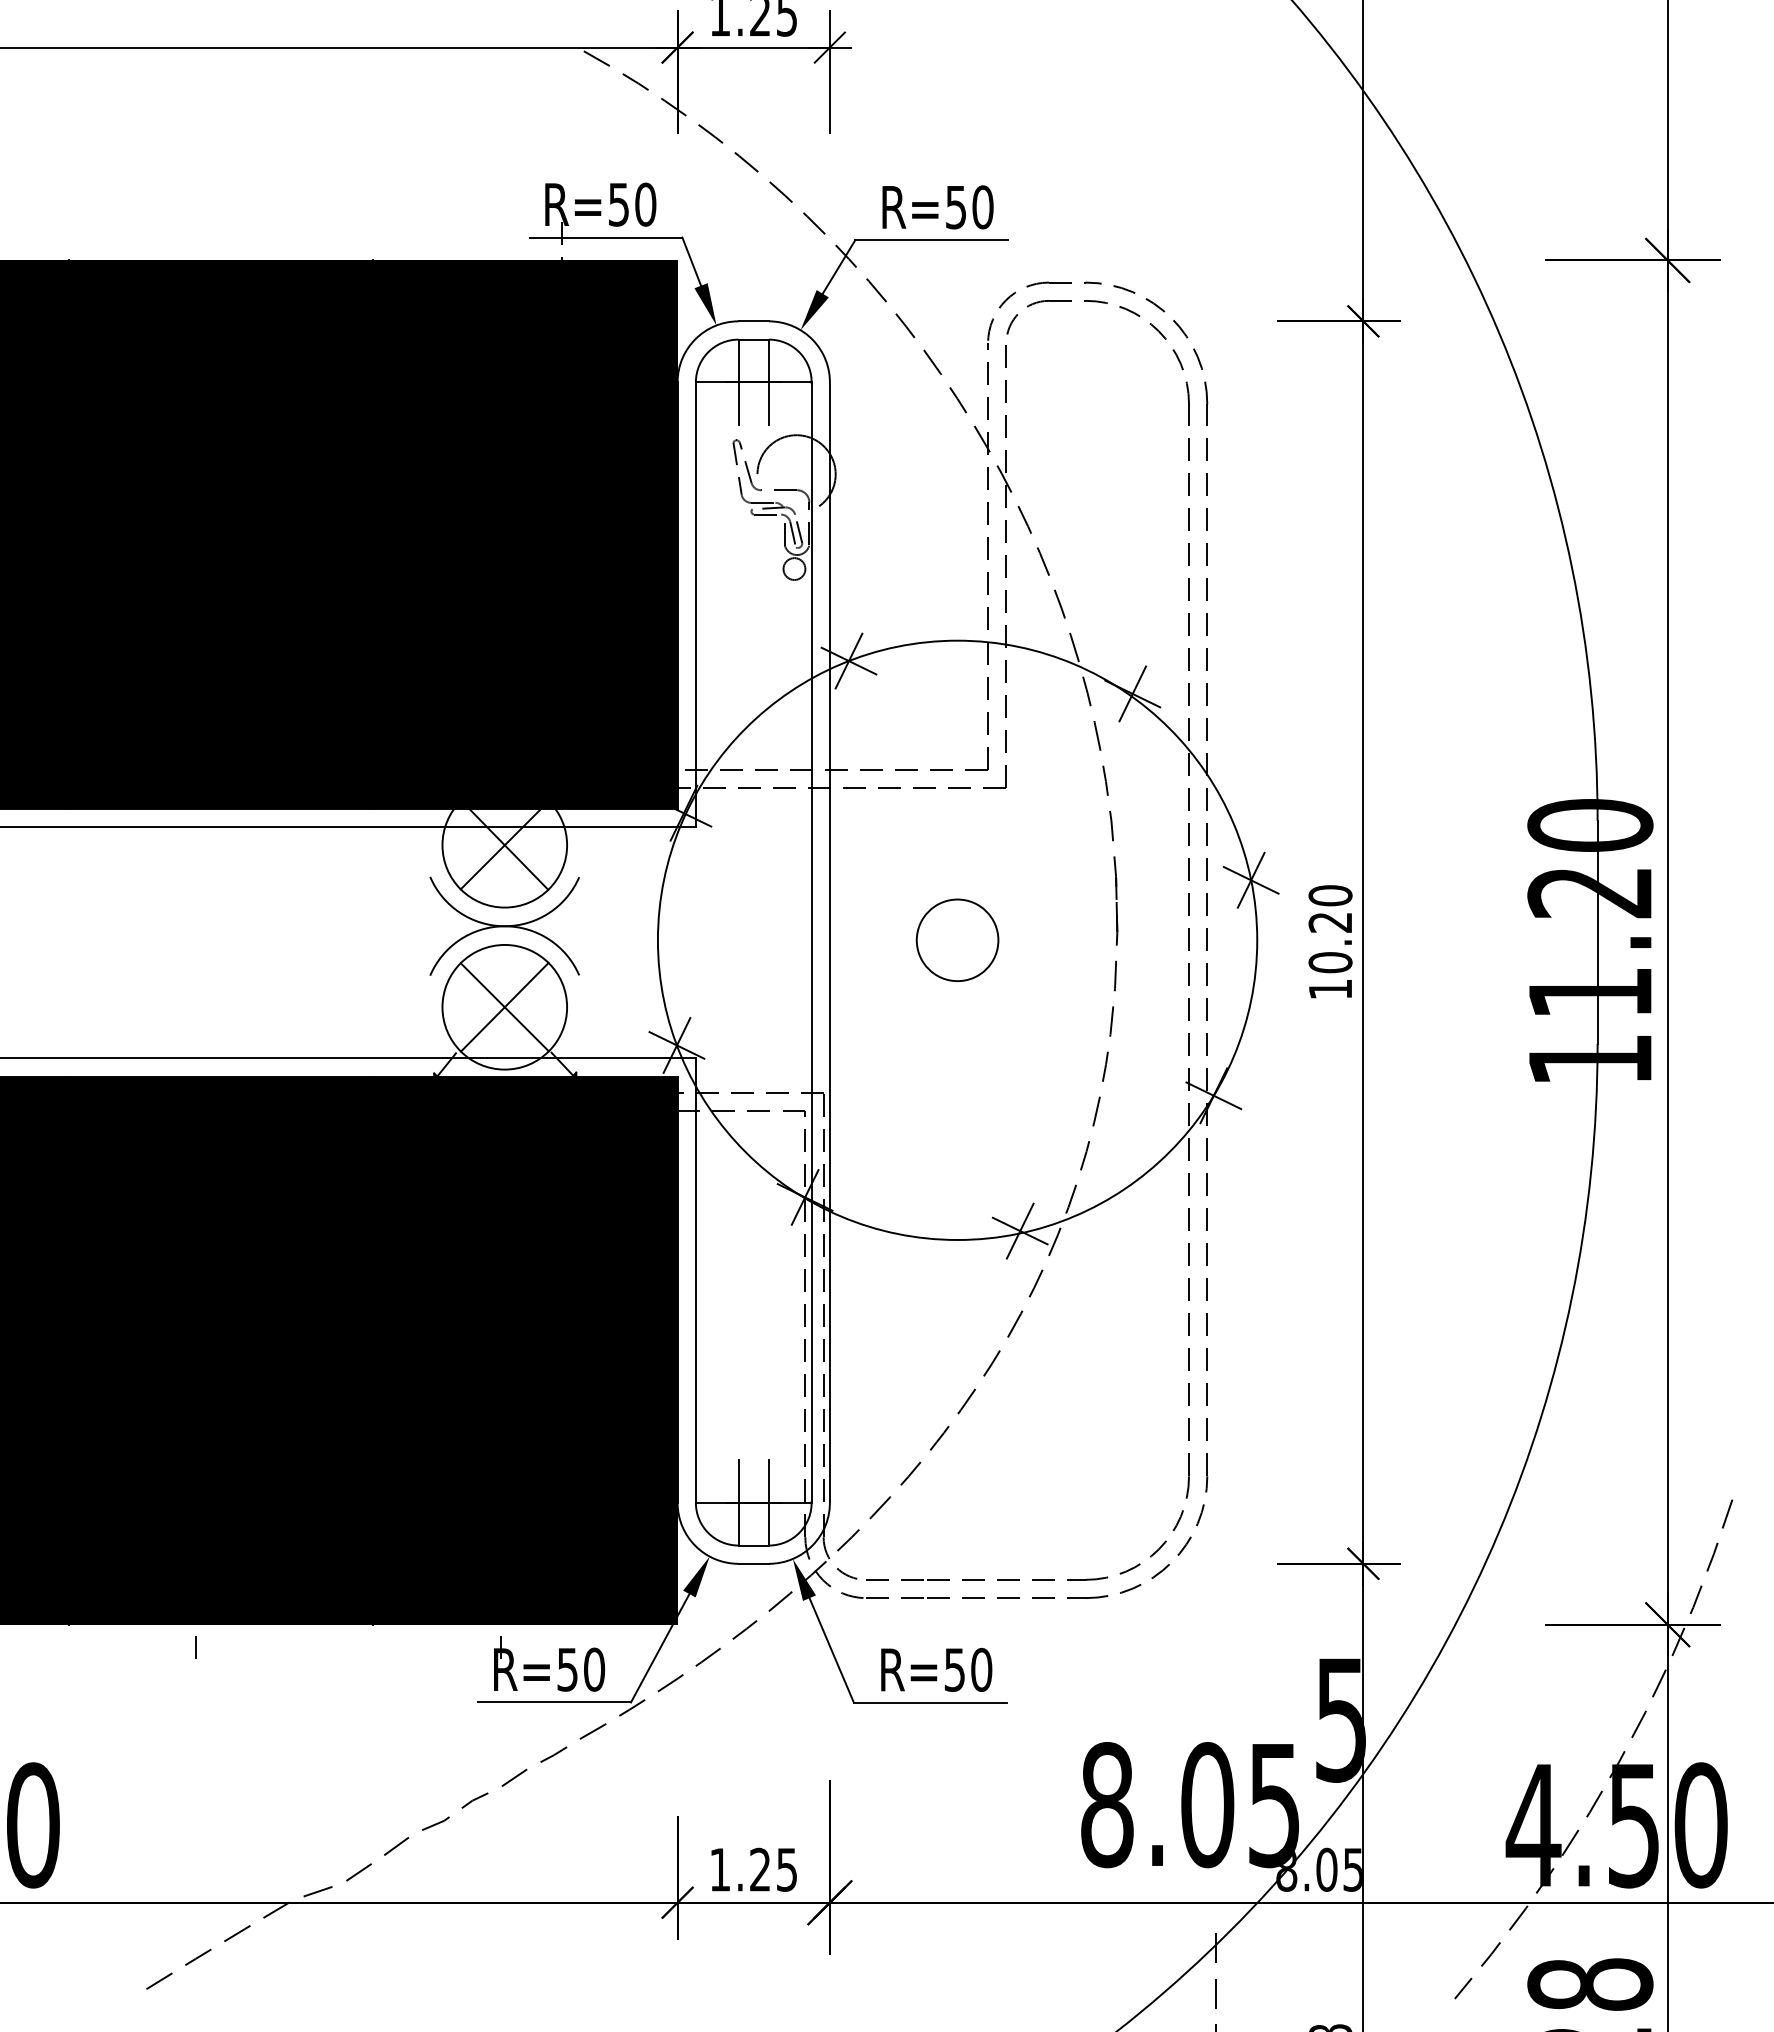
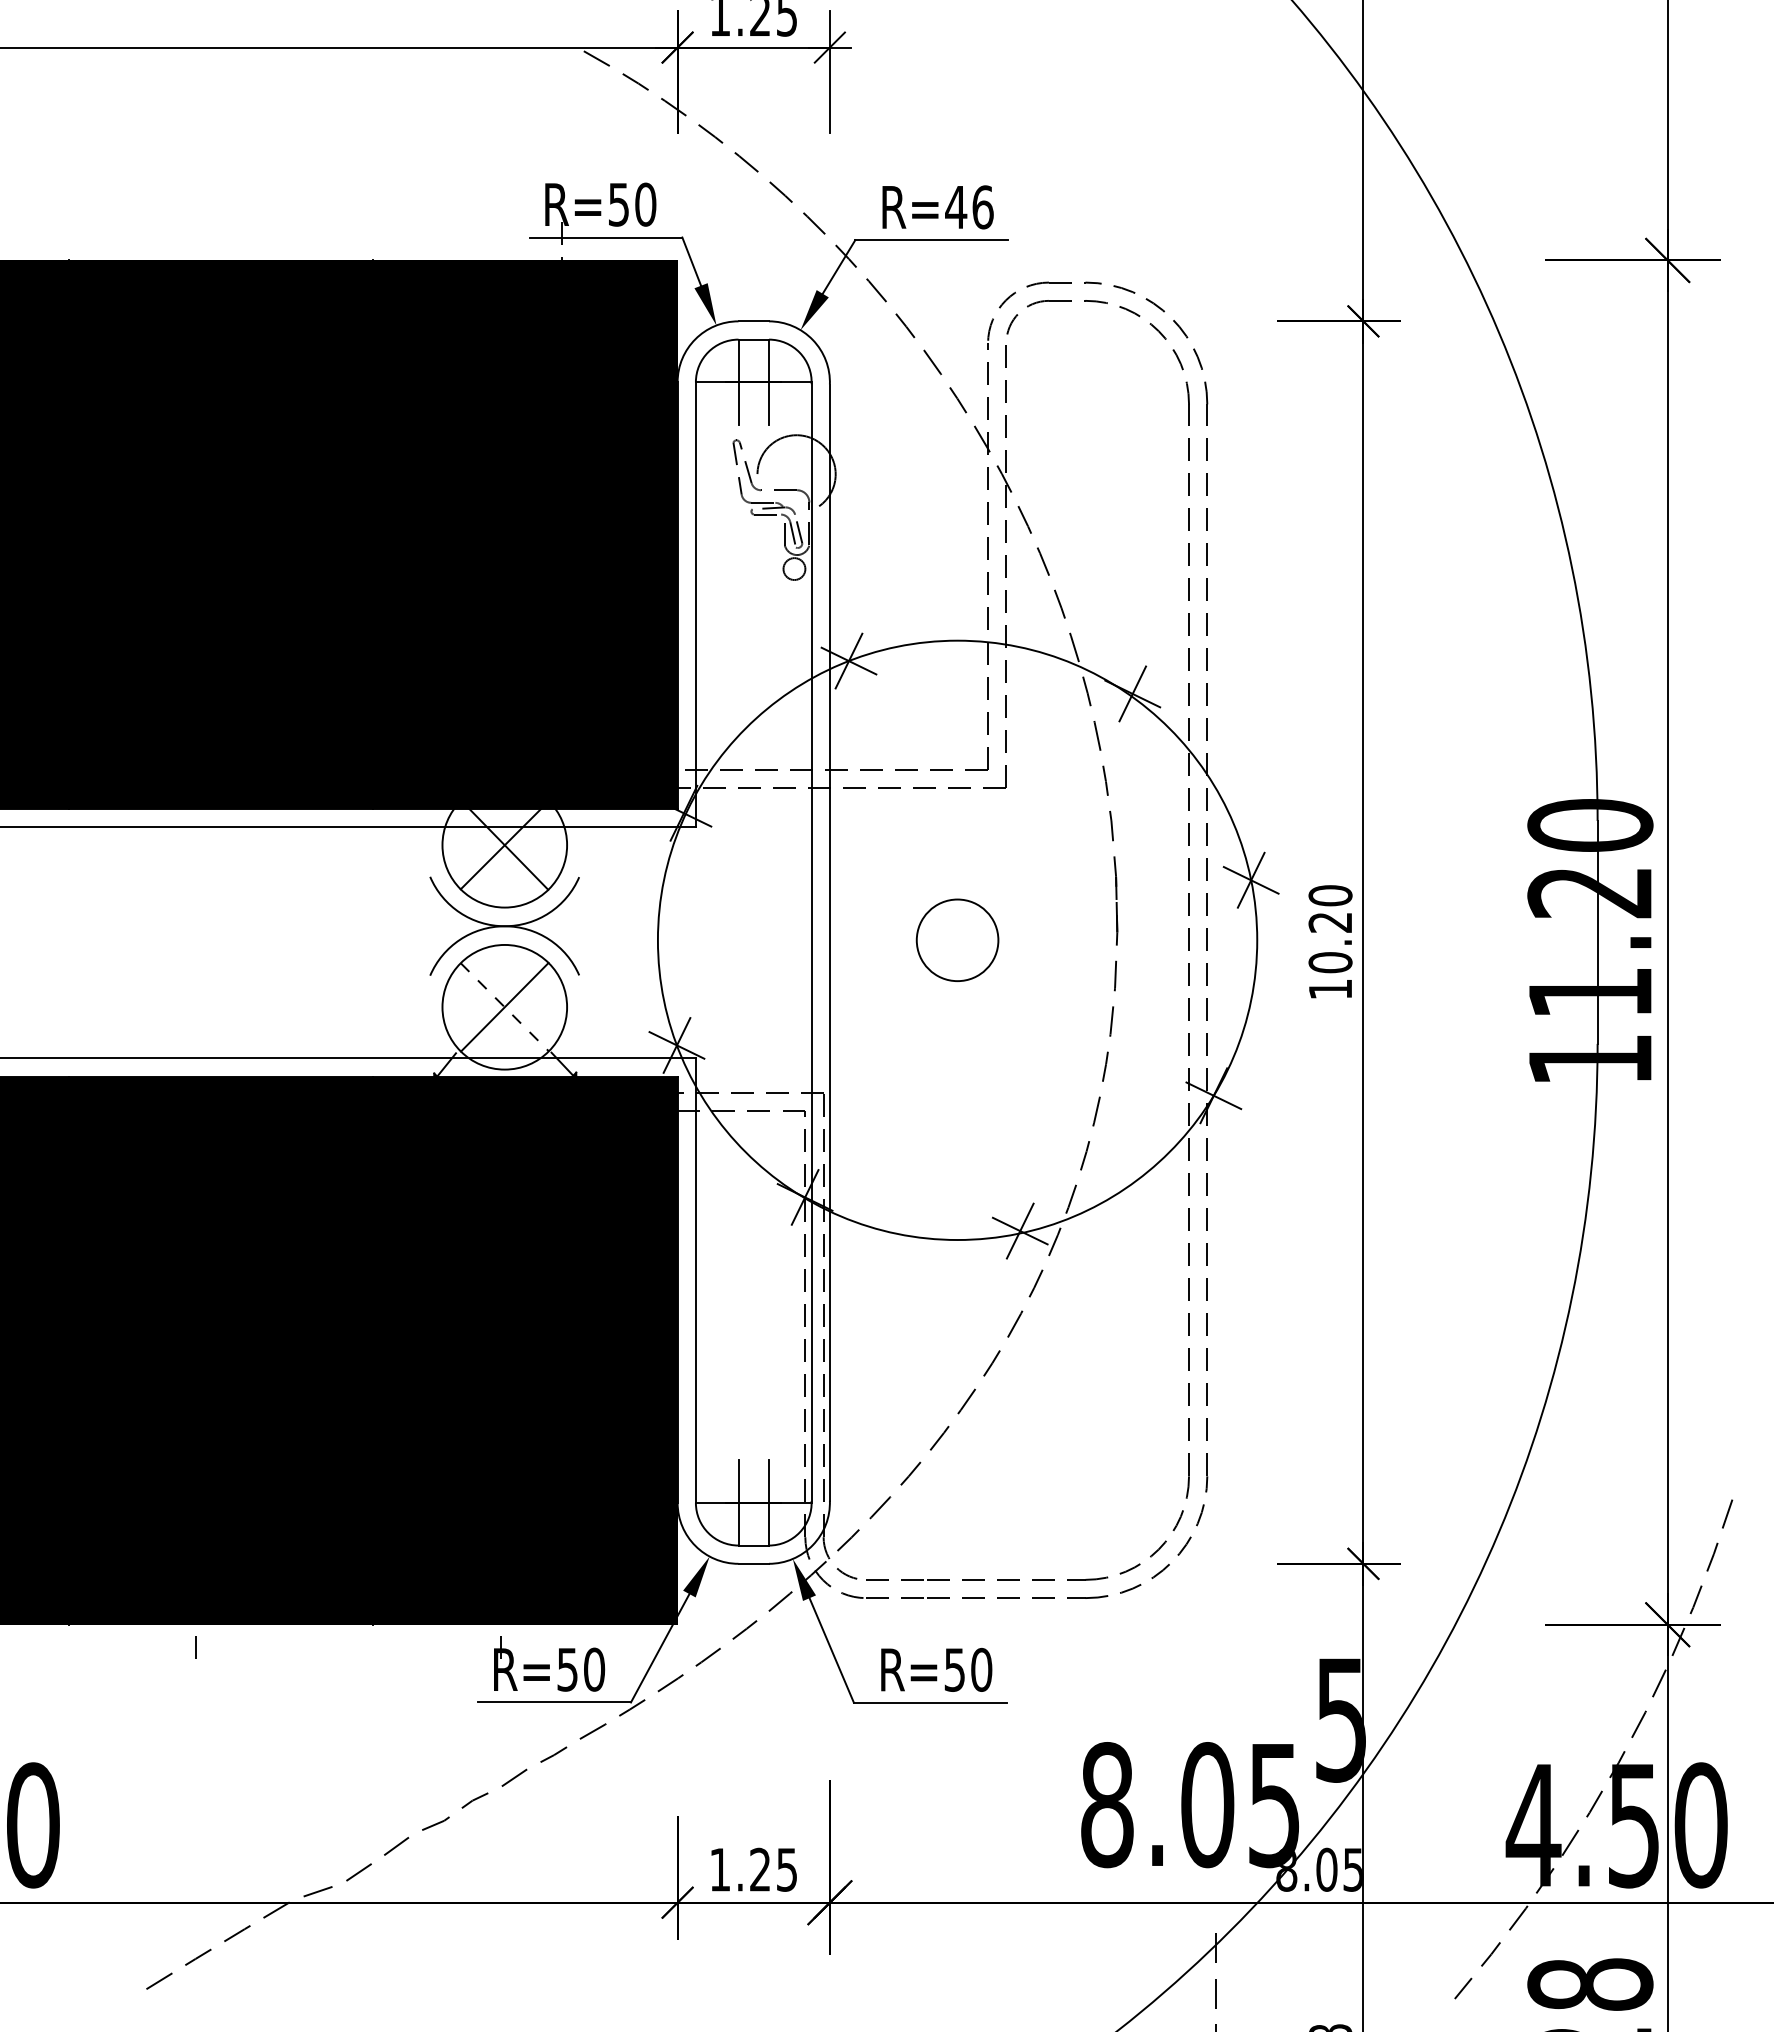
text: R=50 -> R=46 (969, 207)
line: solid -> dashed (505, 1007)
